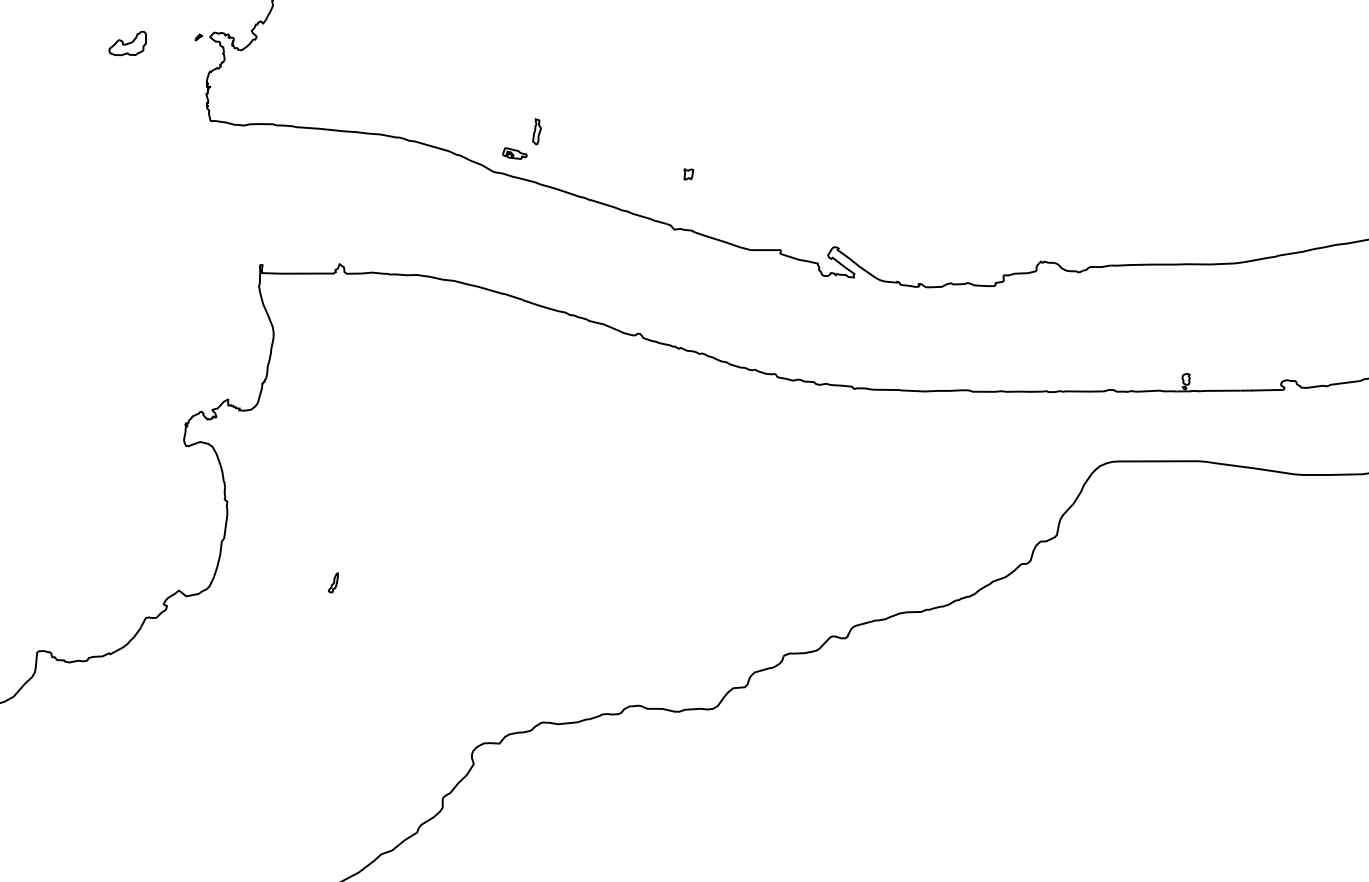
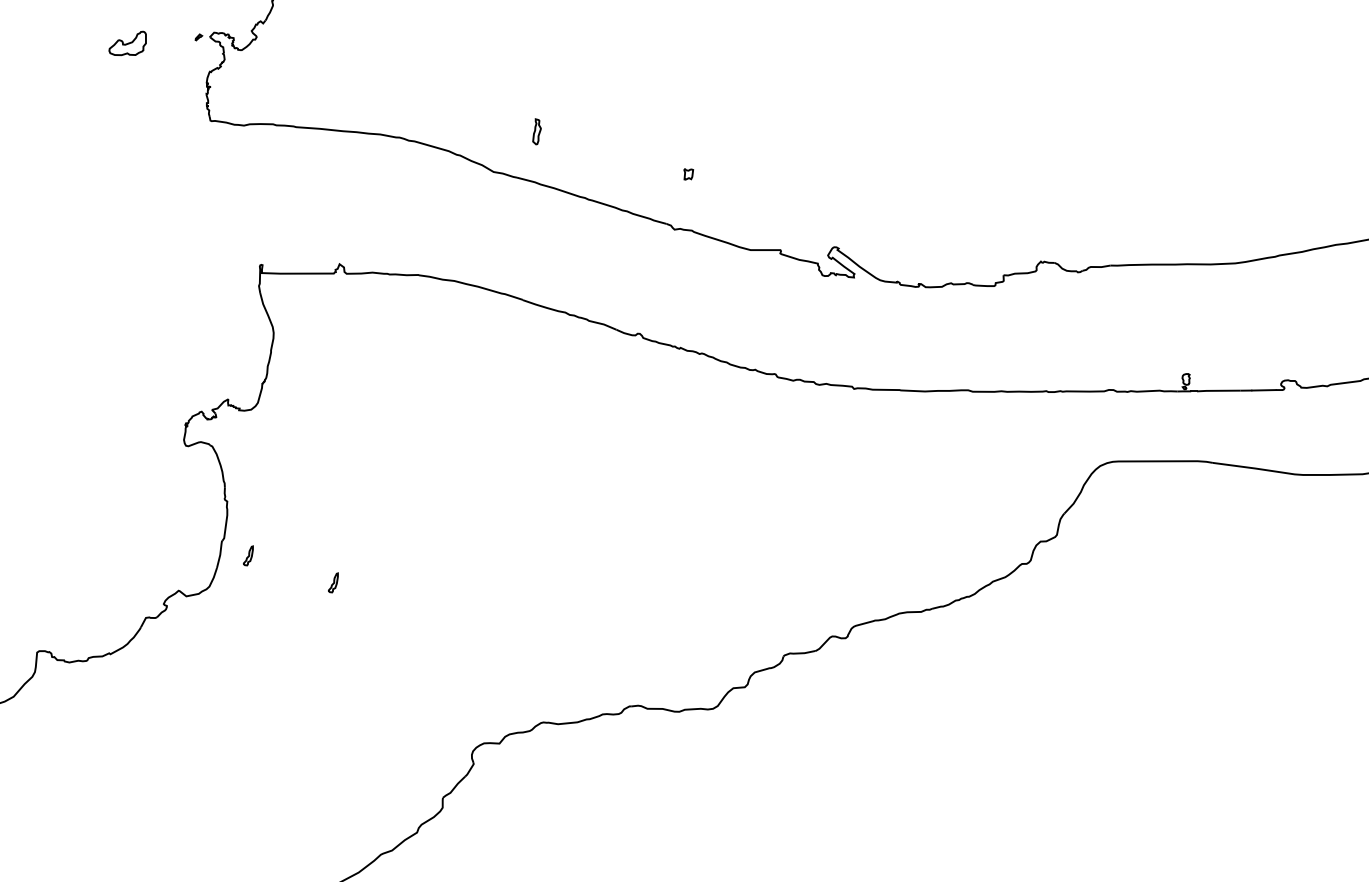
part: present -> none (514, 153)
part: none -> present (248, 555)
